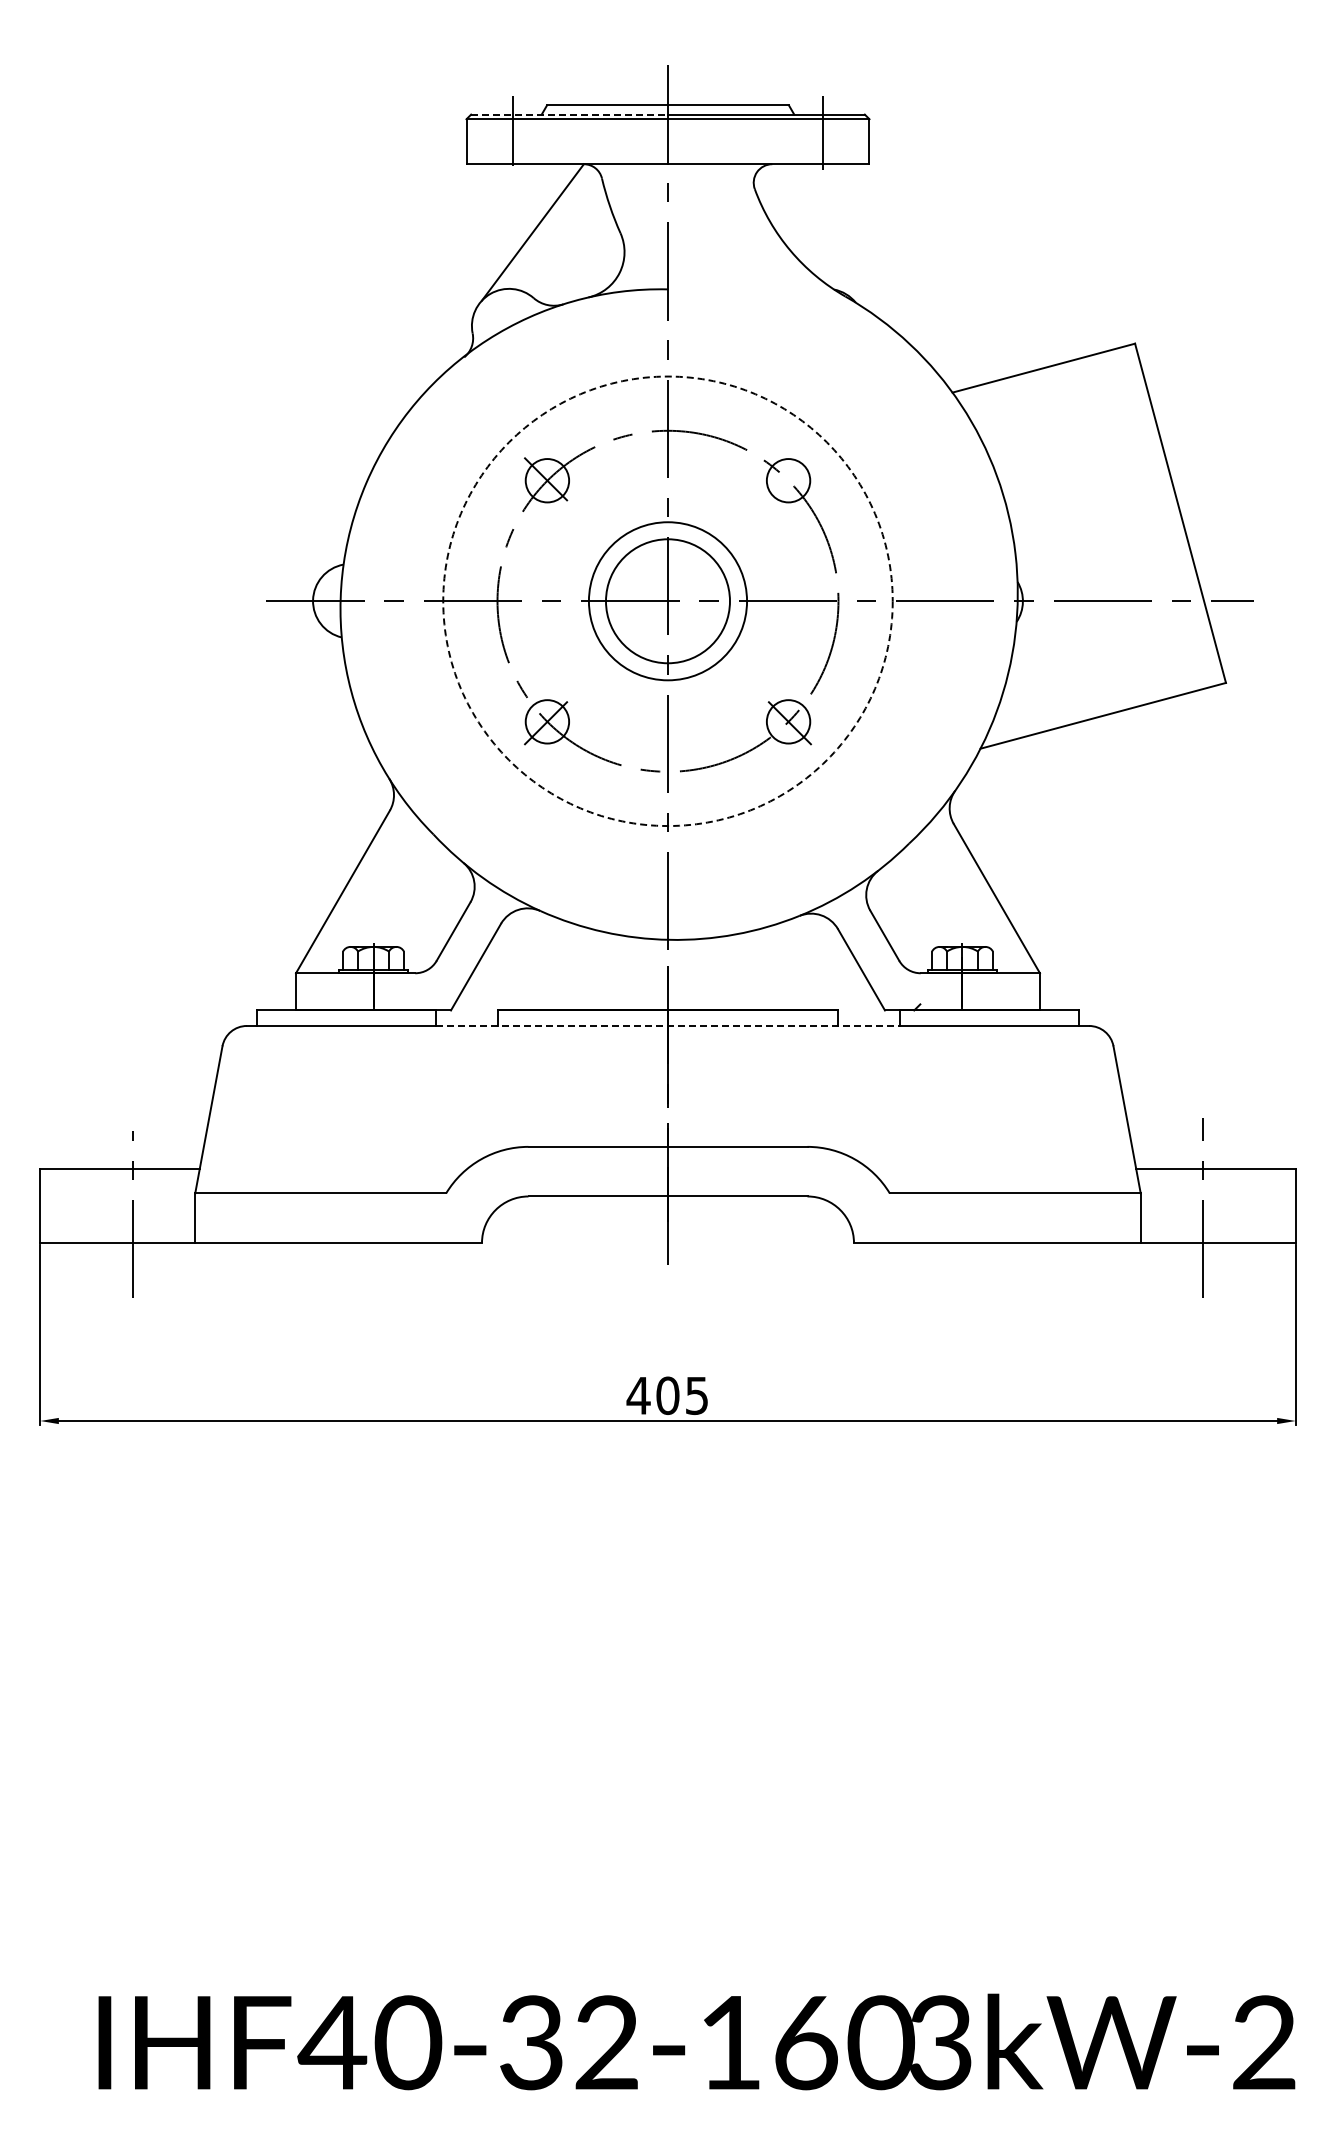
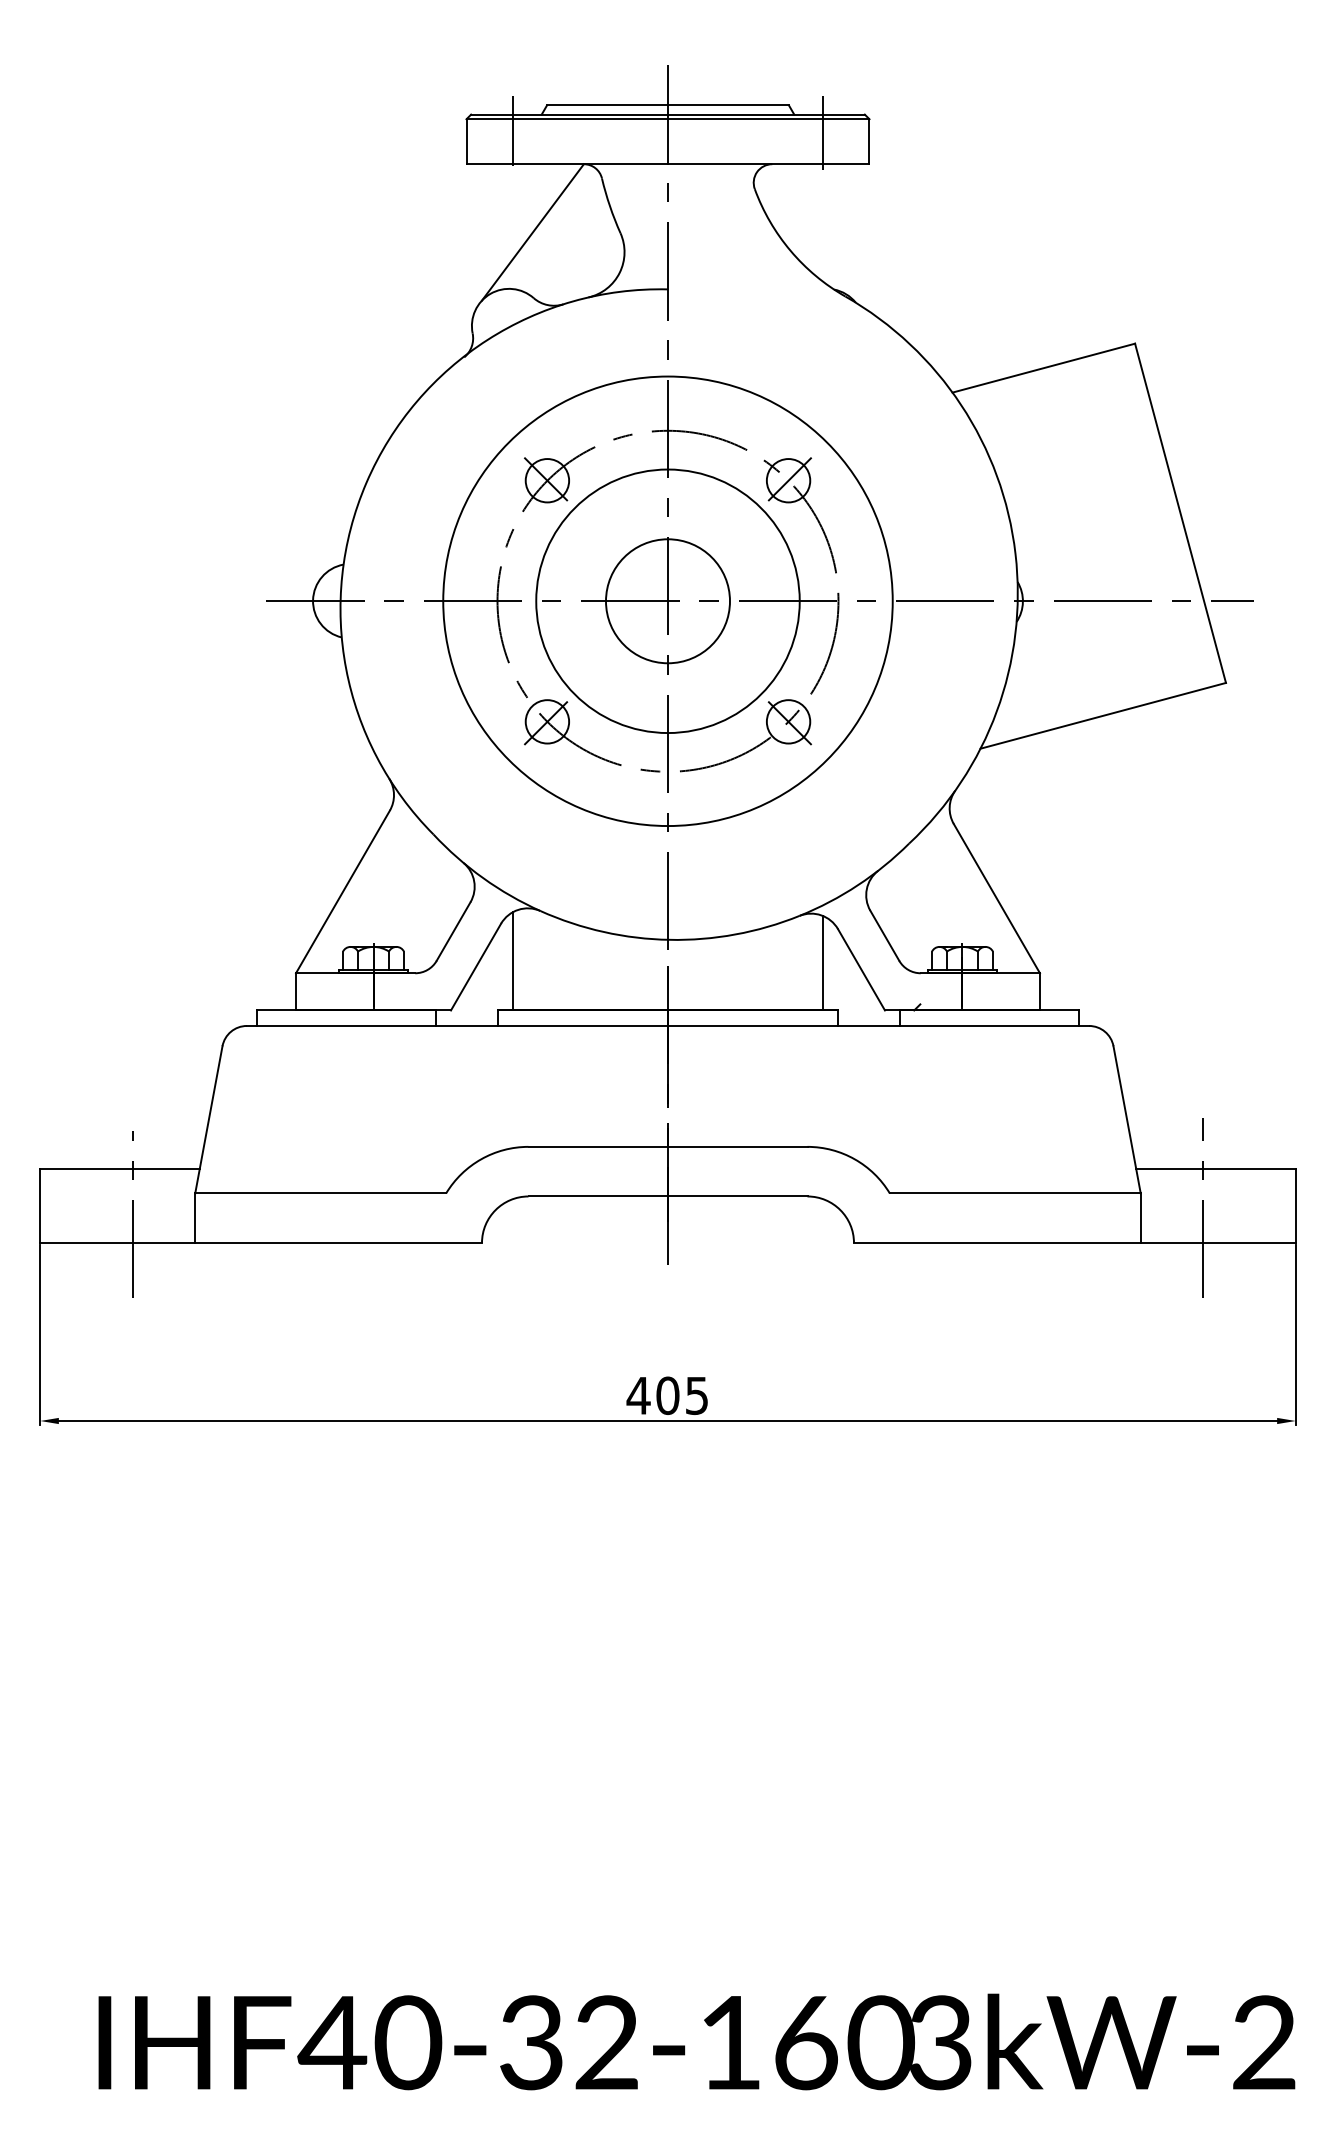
line: dashed -> solid (570, 114)
line: none -> present (789, 479)
circle diameter: 158 px -> 263 px (667, 601)
circle: dashed -> solid (667, 601)
line: none -> present (513, 961)
line: none -> present (822, 962)
line: dashed -> solid (668, 1025)
